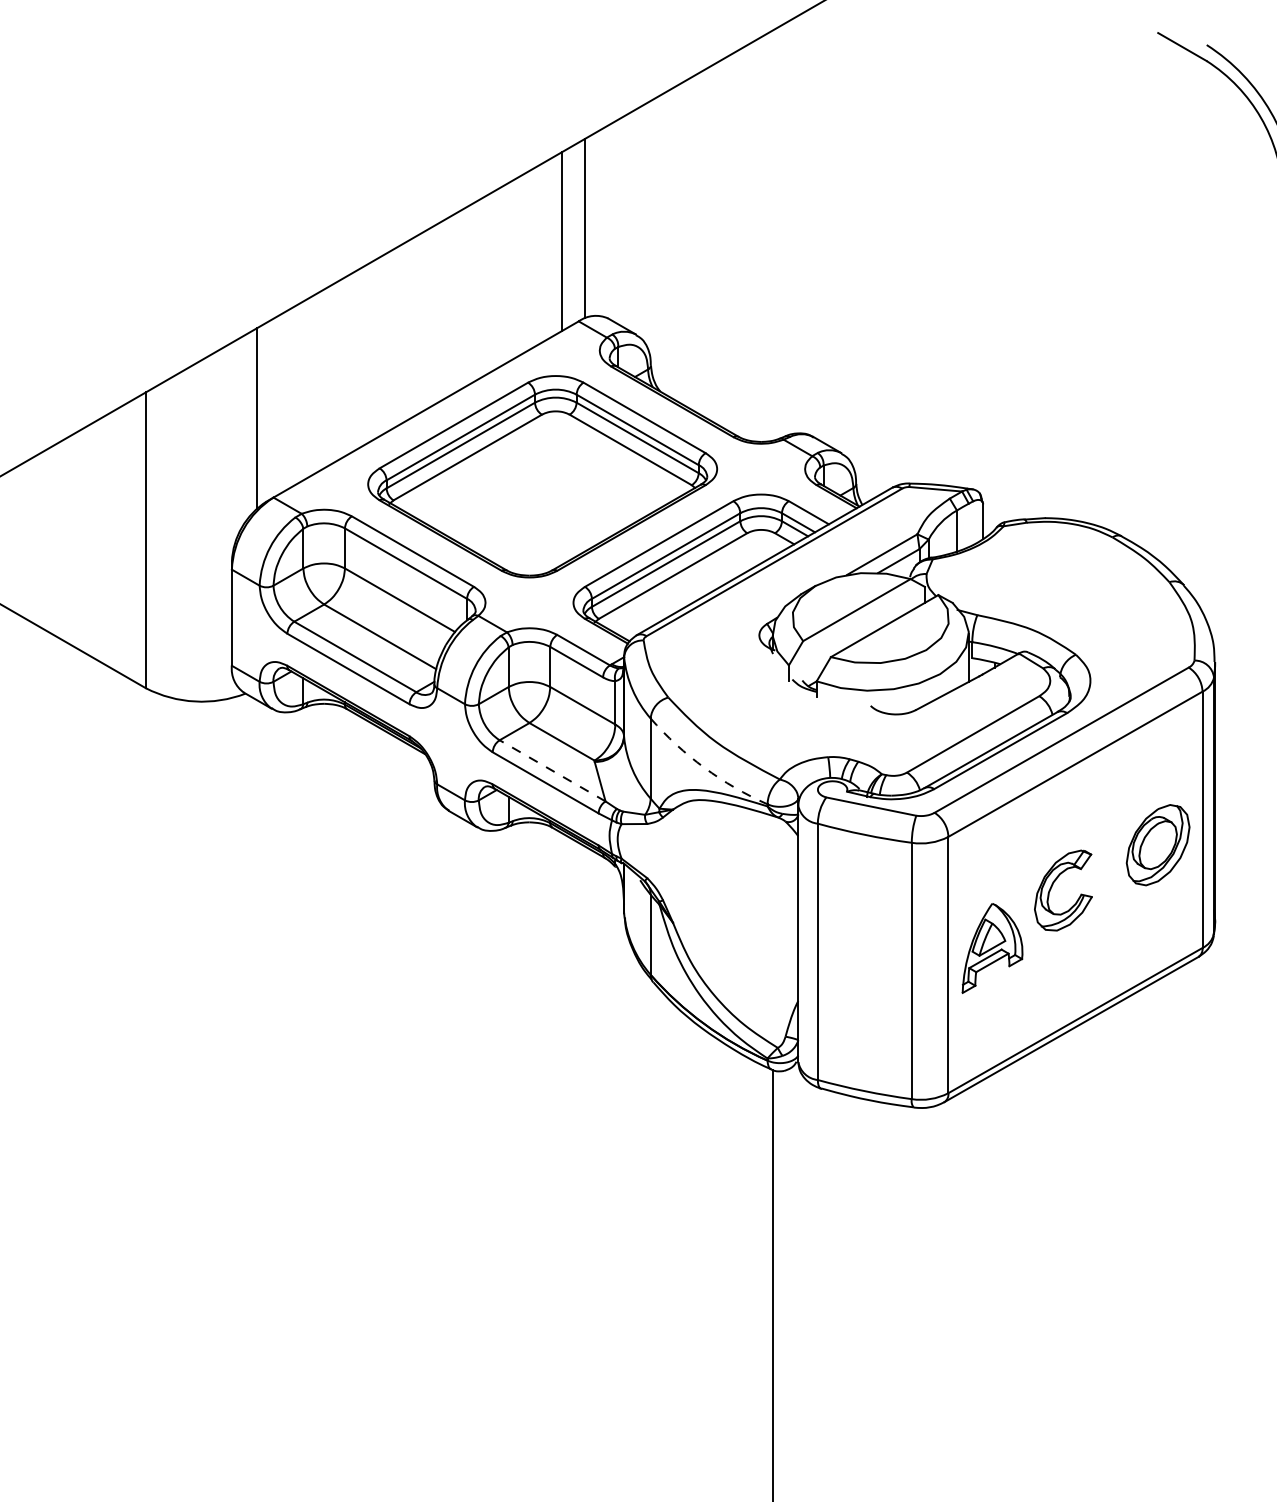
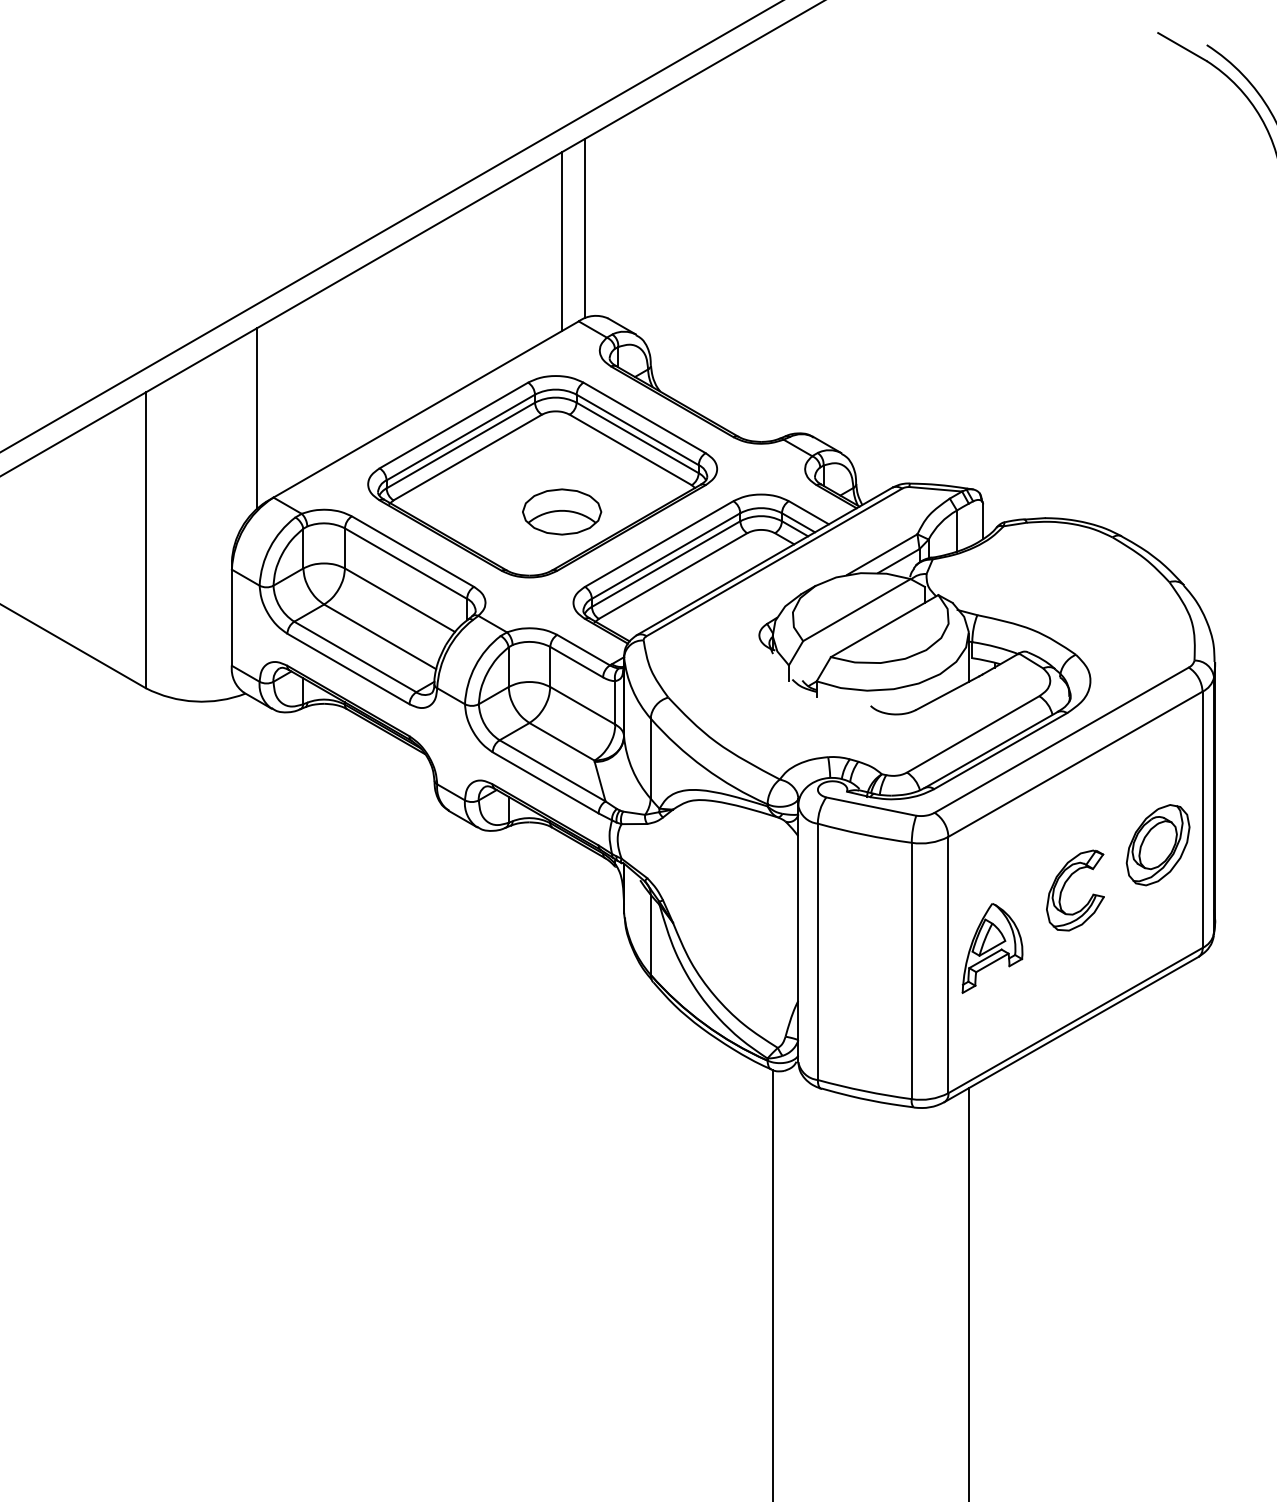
line: none -> present (391, 226)
part: none -> present (562, 511)
arc: dashed -> solid (704, 767)
line: dashed -> solid (552, 770)
part position: (1052, 887) -> (1064, 887) (1064, 887)
line: none -> present (968, 1293)
